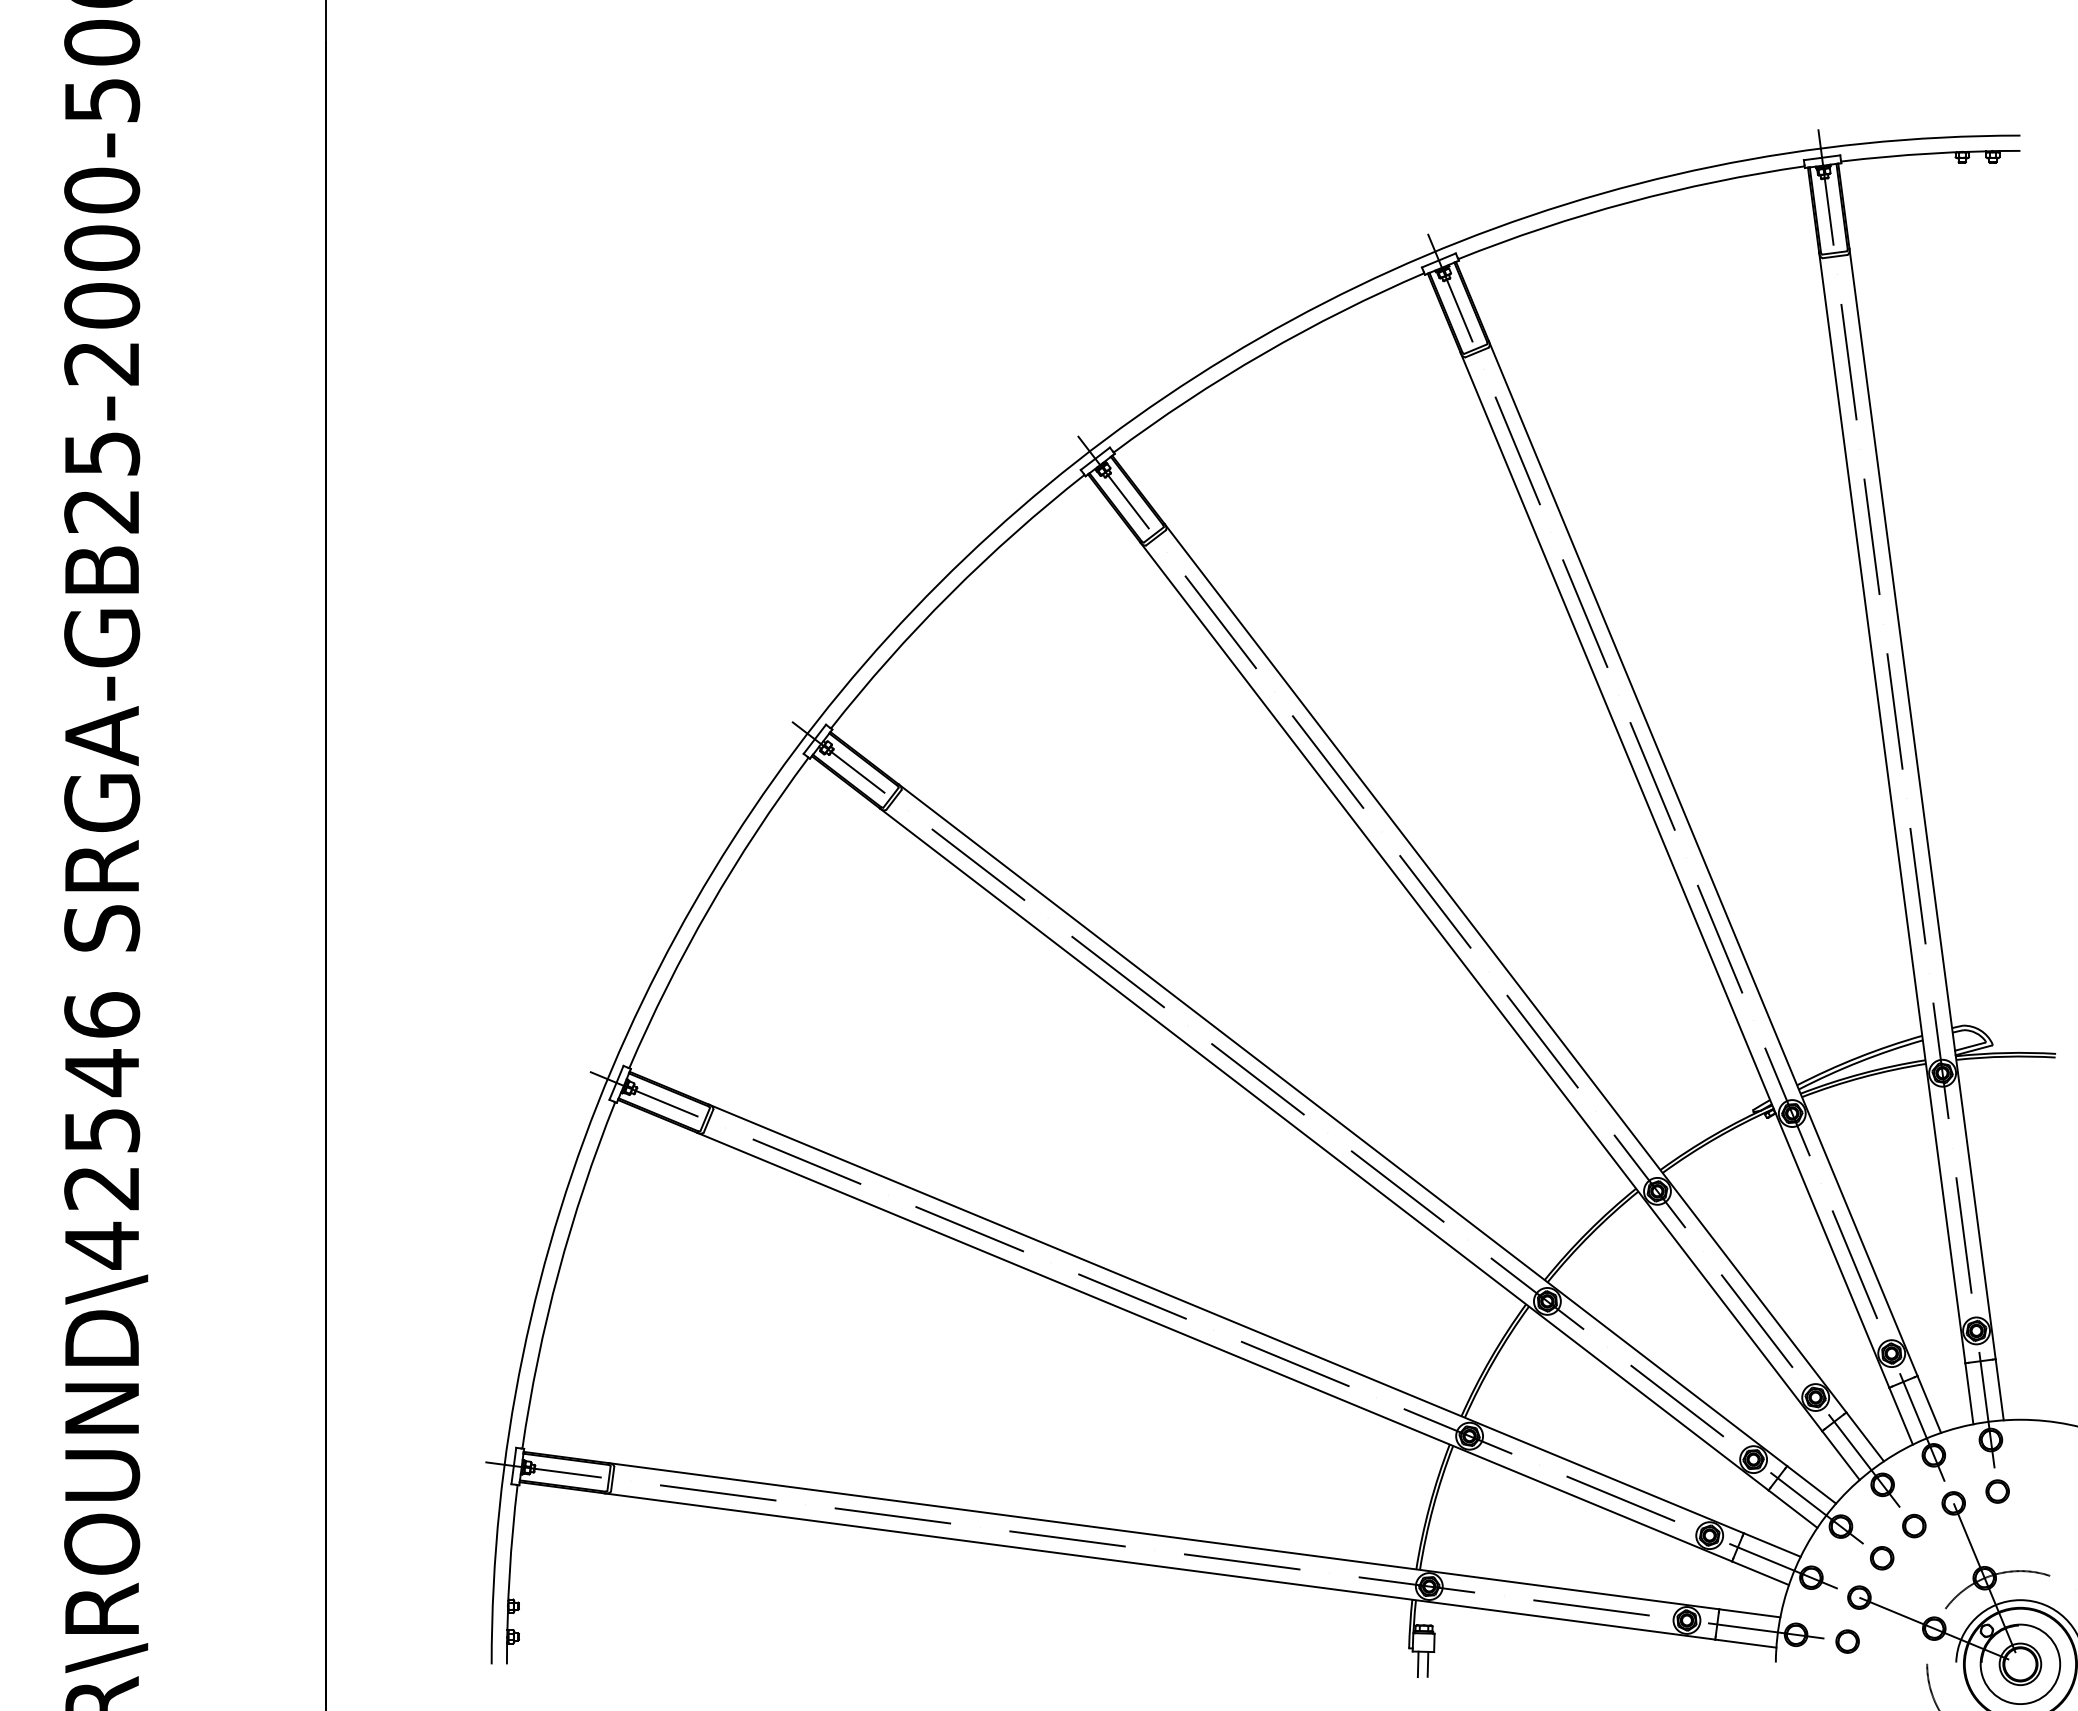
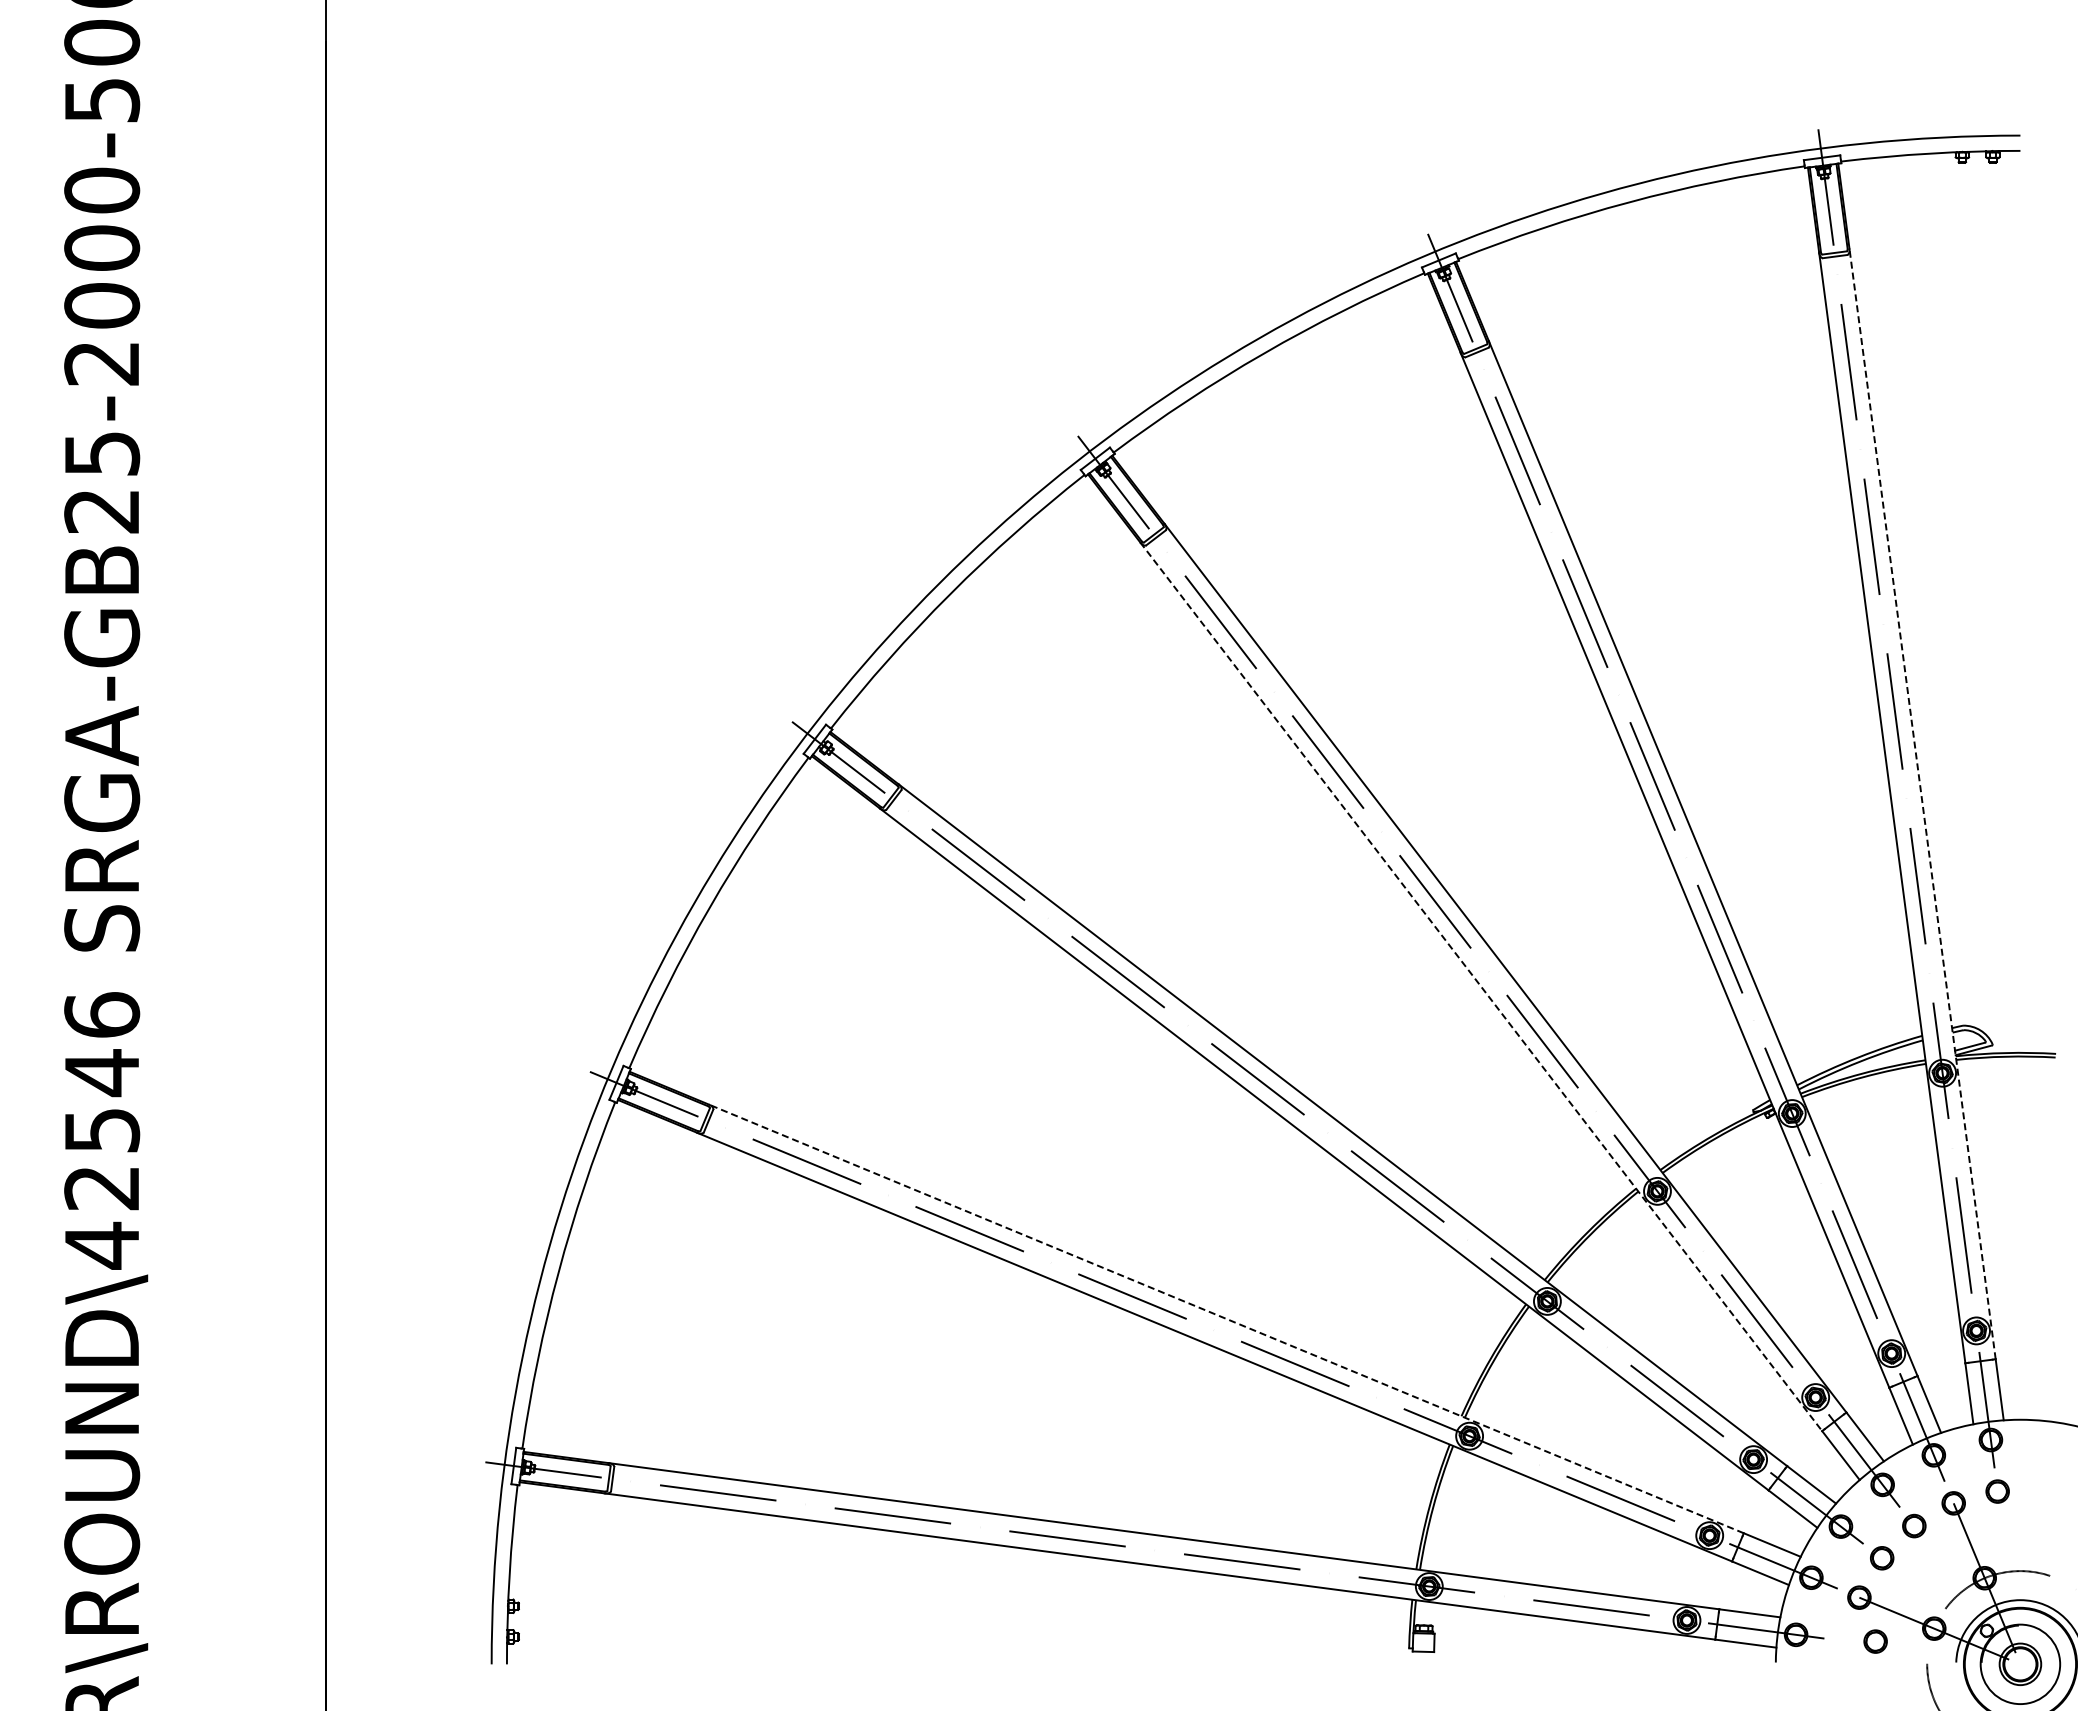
line: solid -> dashed (1922, 803)
line: solid -> dashed (1481, 987)
line: solid -> dashed (1225, 1318)
part position: (1847, 1641) -> (1875, 1641) (1875, 1641)
line: present -> none (1427, 1663)
line: present -> none (1417, 1664)
